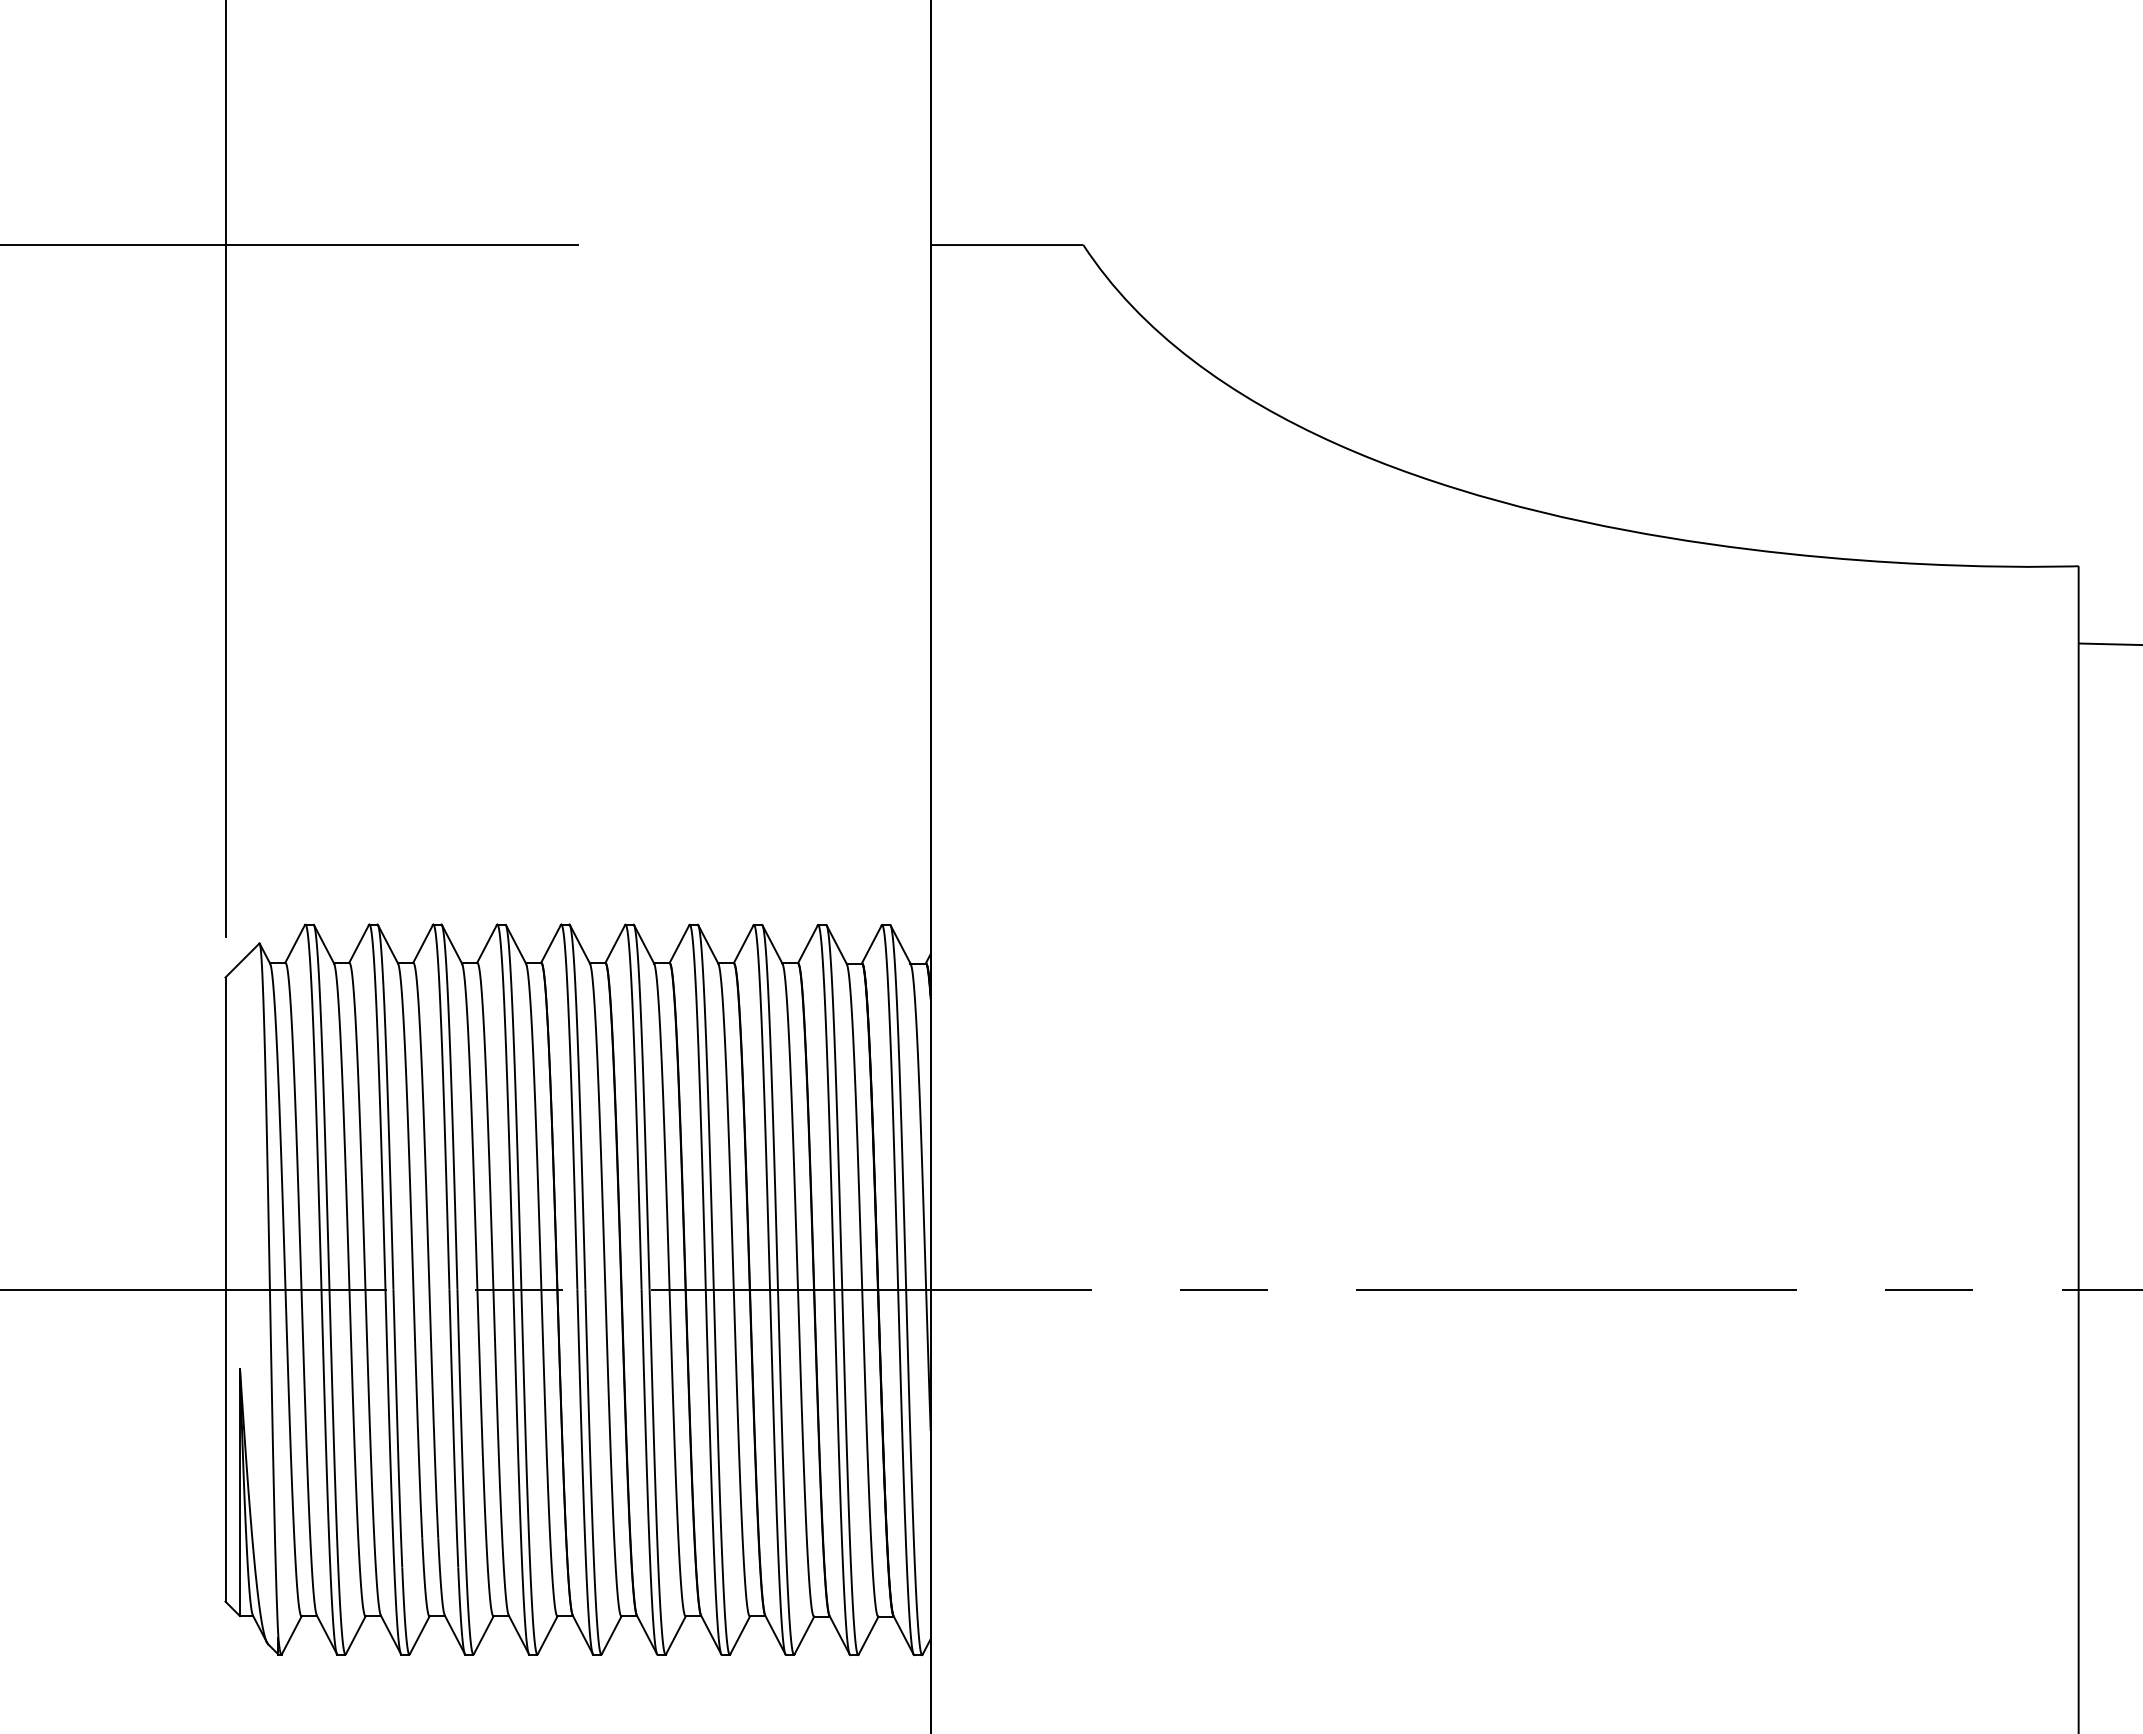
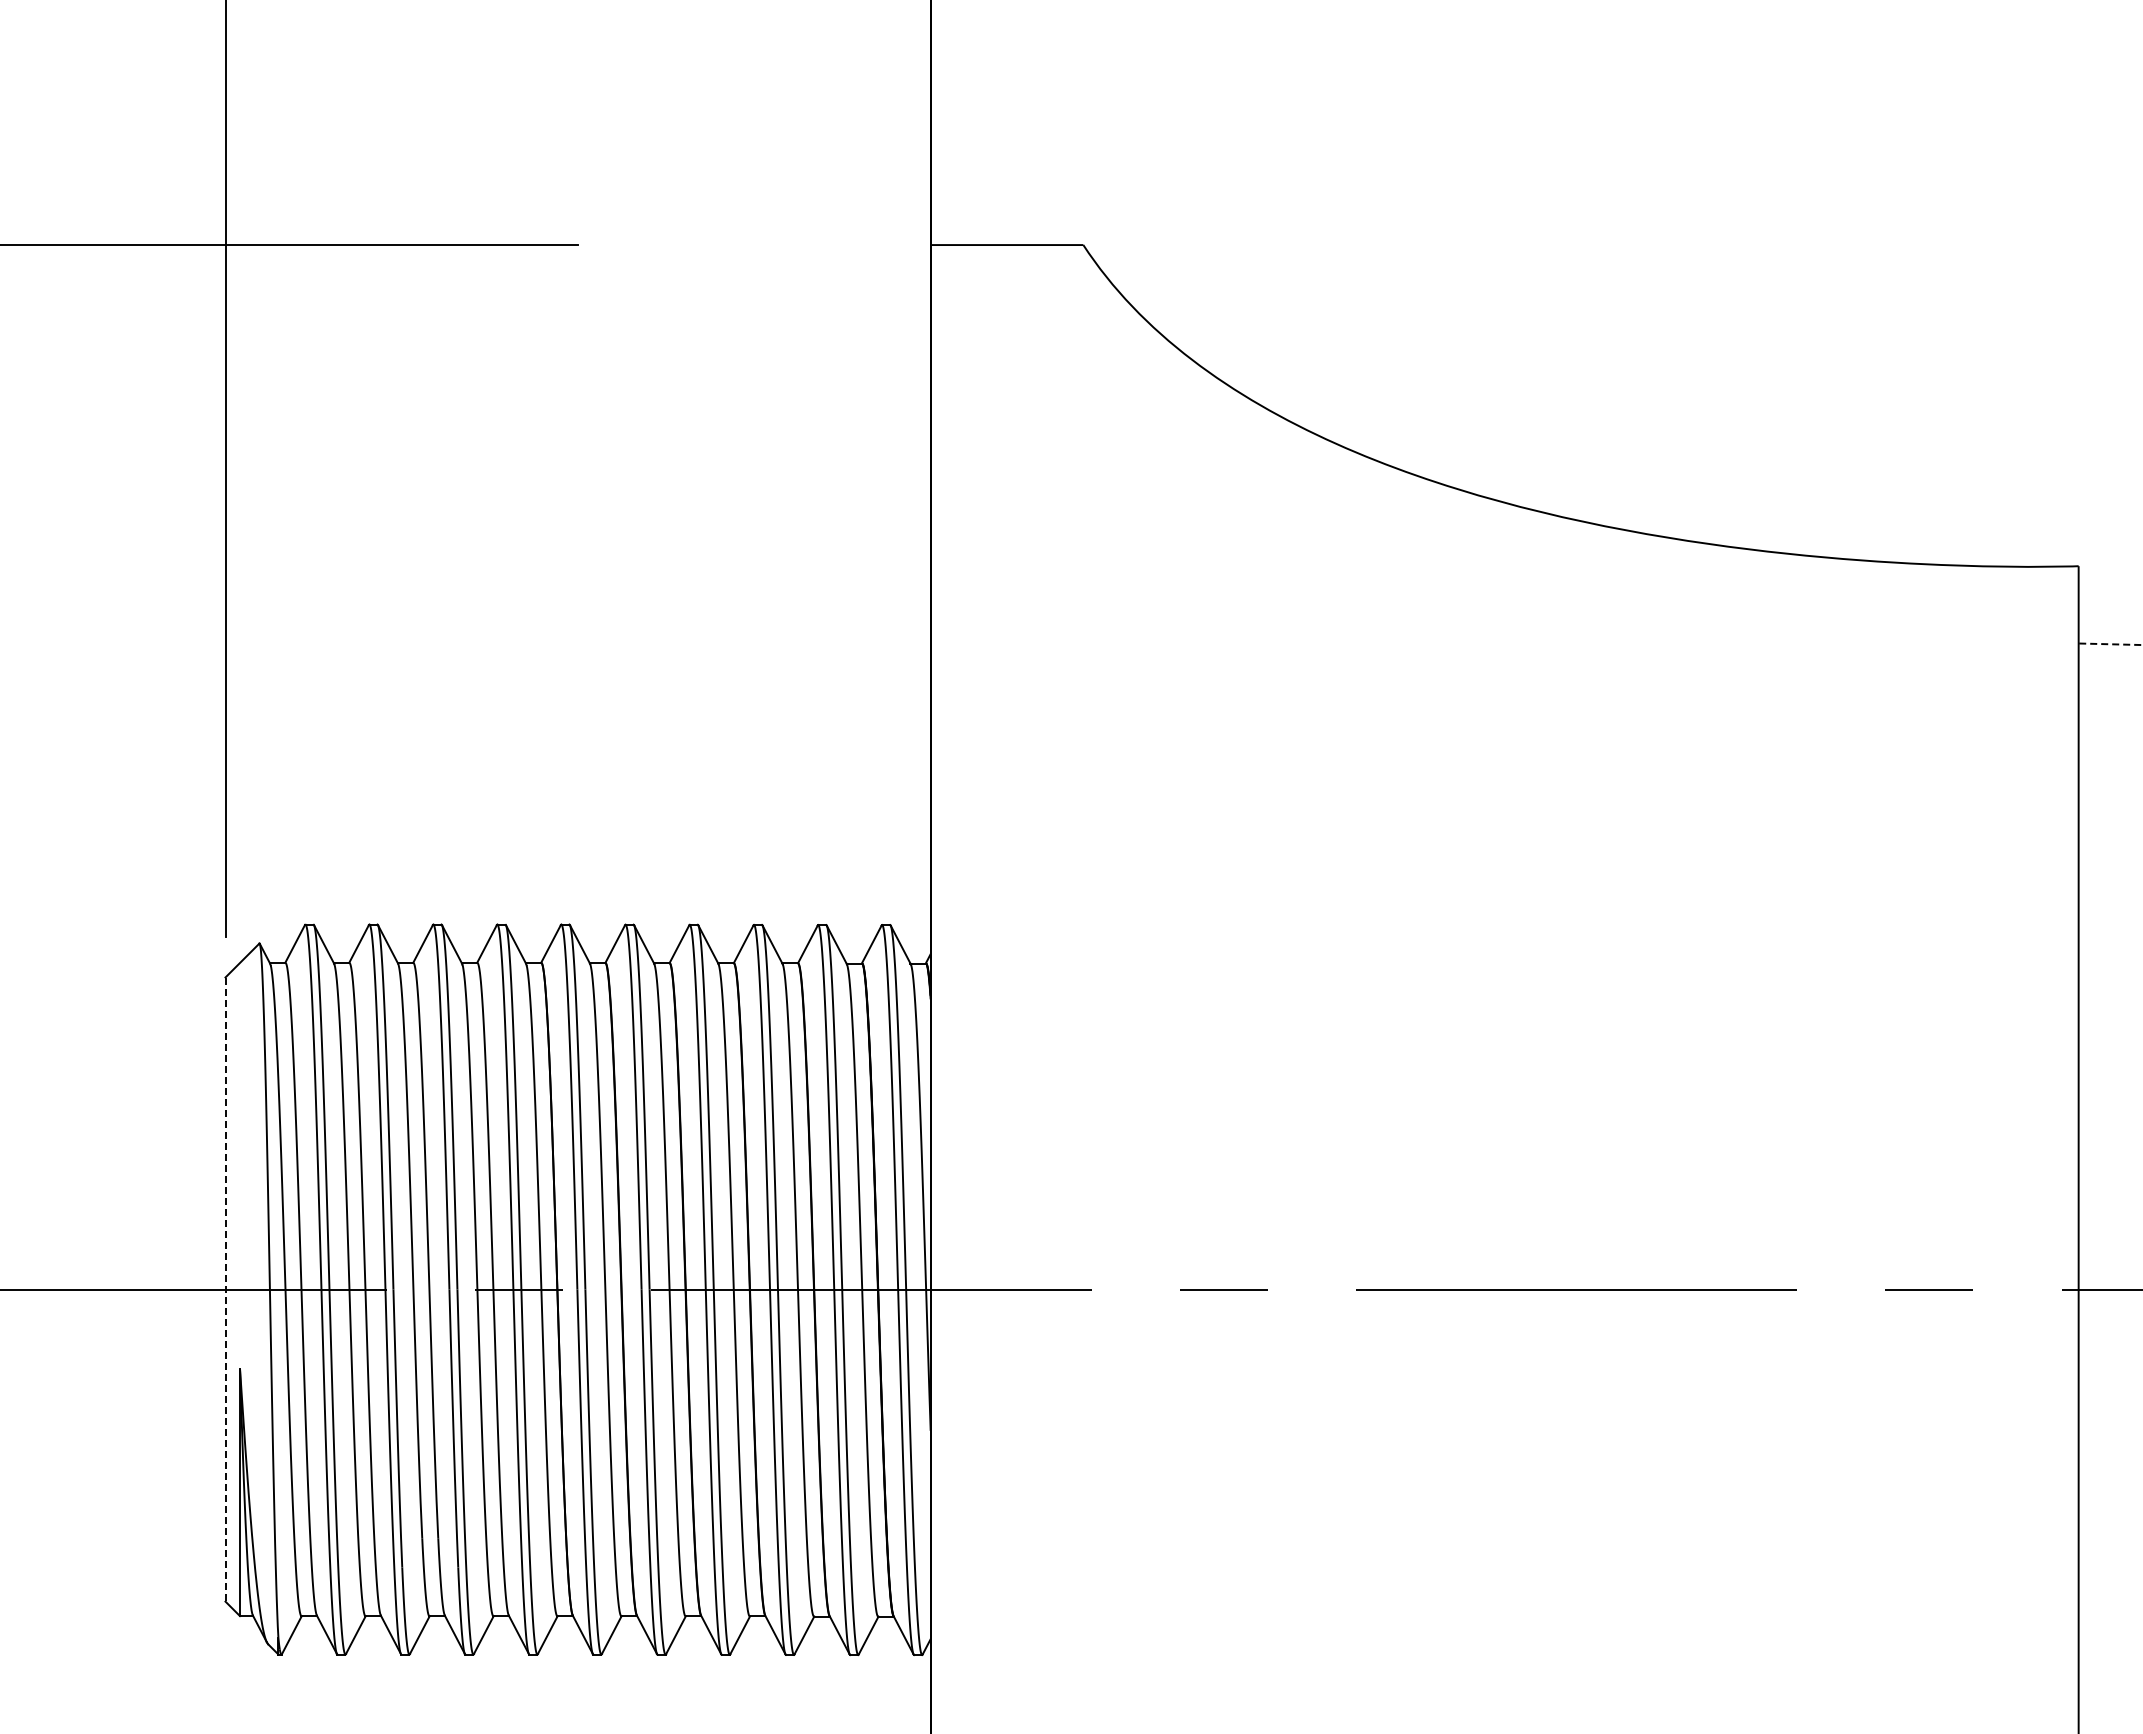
line: solid -> dashed (2110, 644)
line: solid -> dashed (225, 1290)
